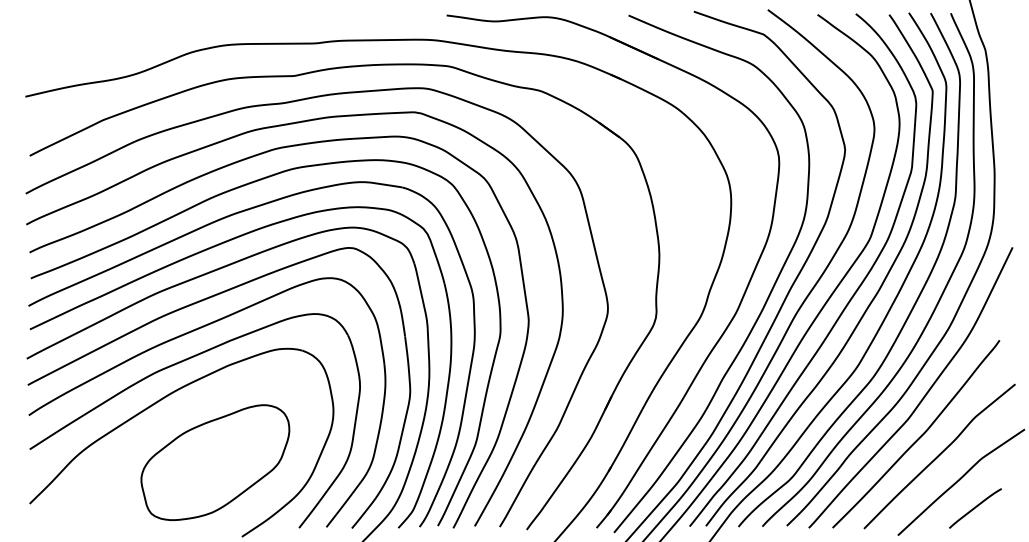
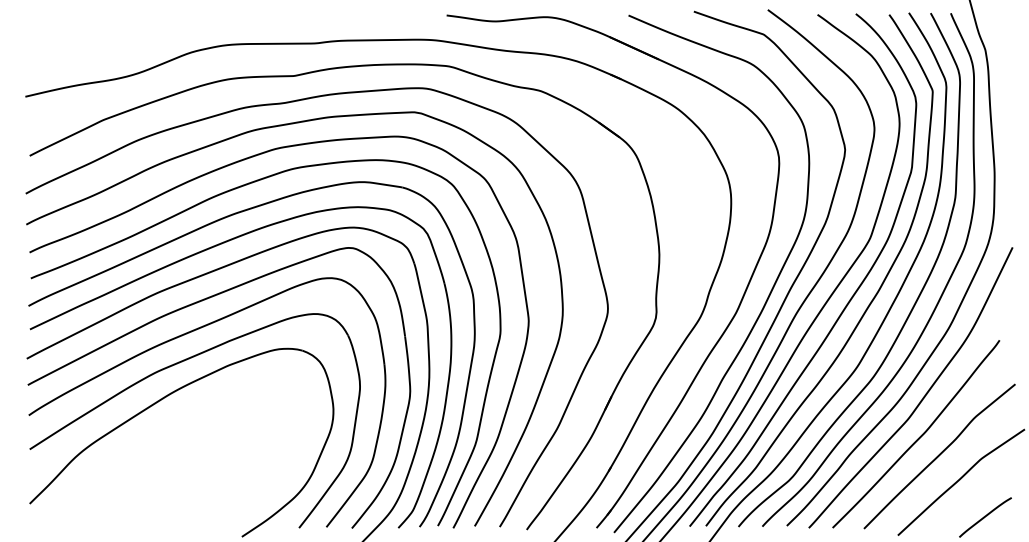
part: present -> none (215, 462)
curve position: (975, 508) -> (985, 517) (985, 517)
